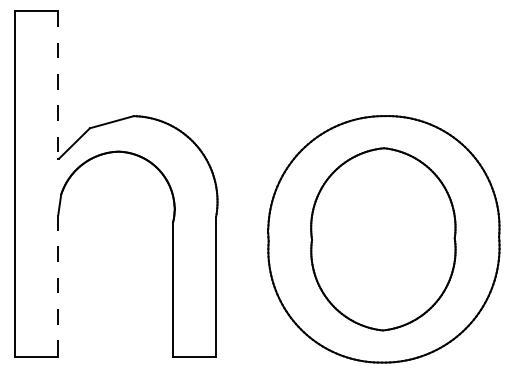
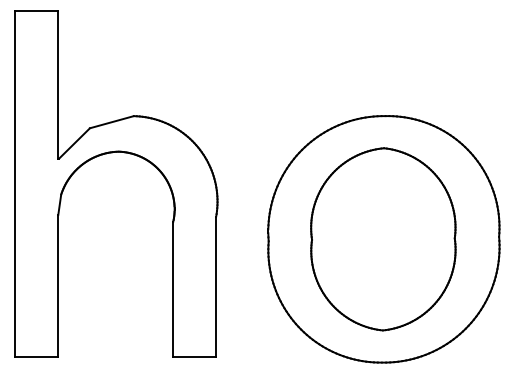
line: dashed -> solid (58, 84)
line: dashed -> solid (58, 286)
